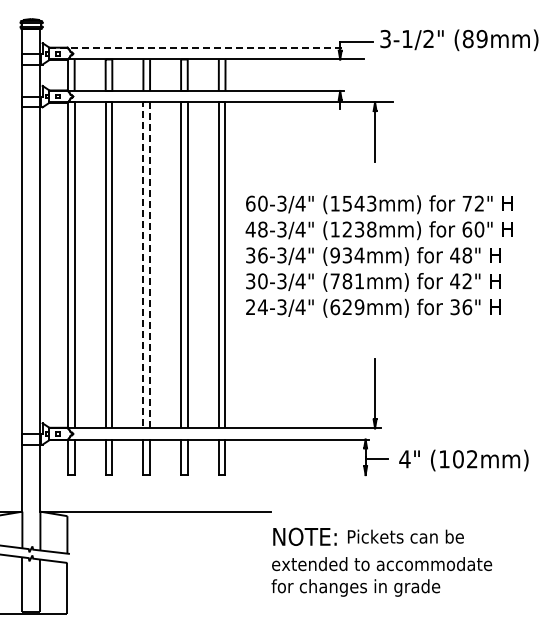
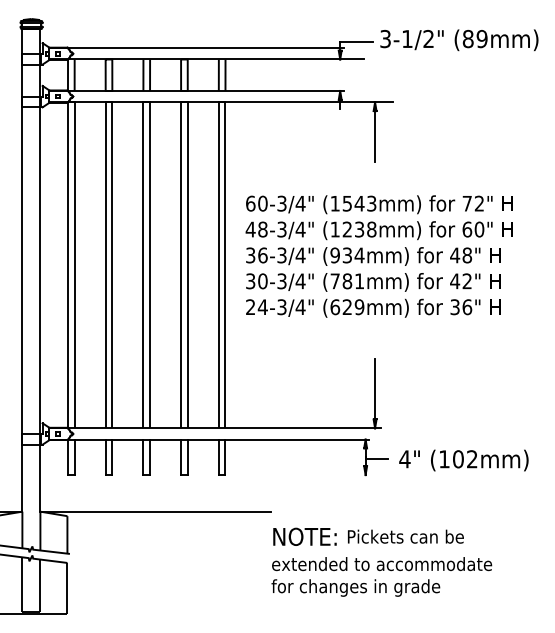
line: dashed -> solid (197, 48)
line: dashed -> solid (146, 102)
